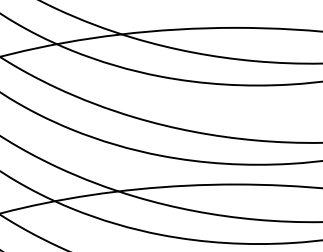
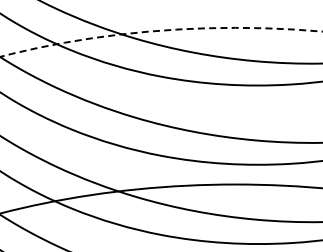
circle: solid -> dashed (161, 41)
